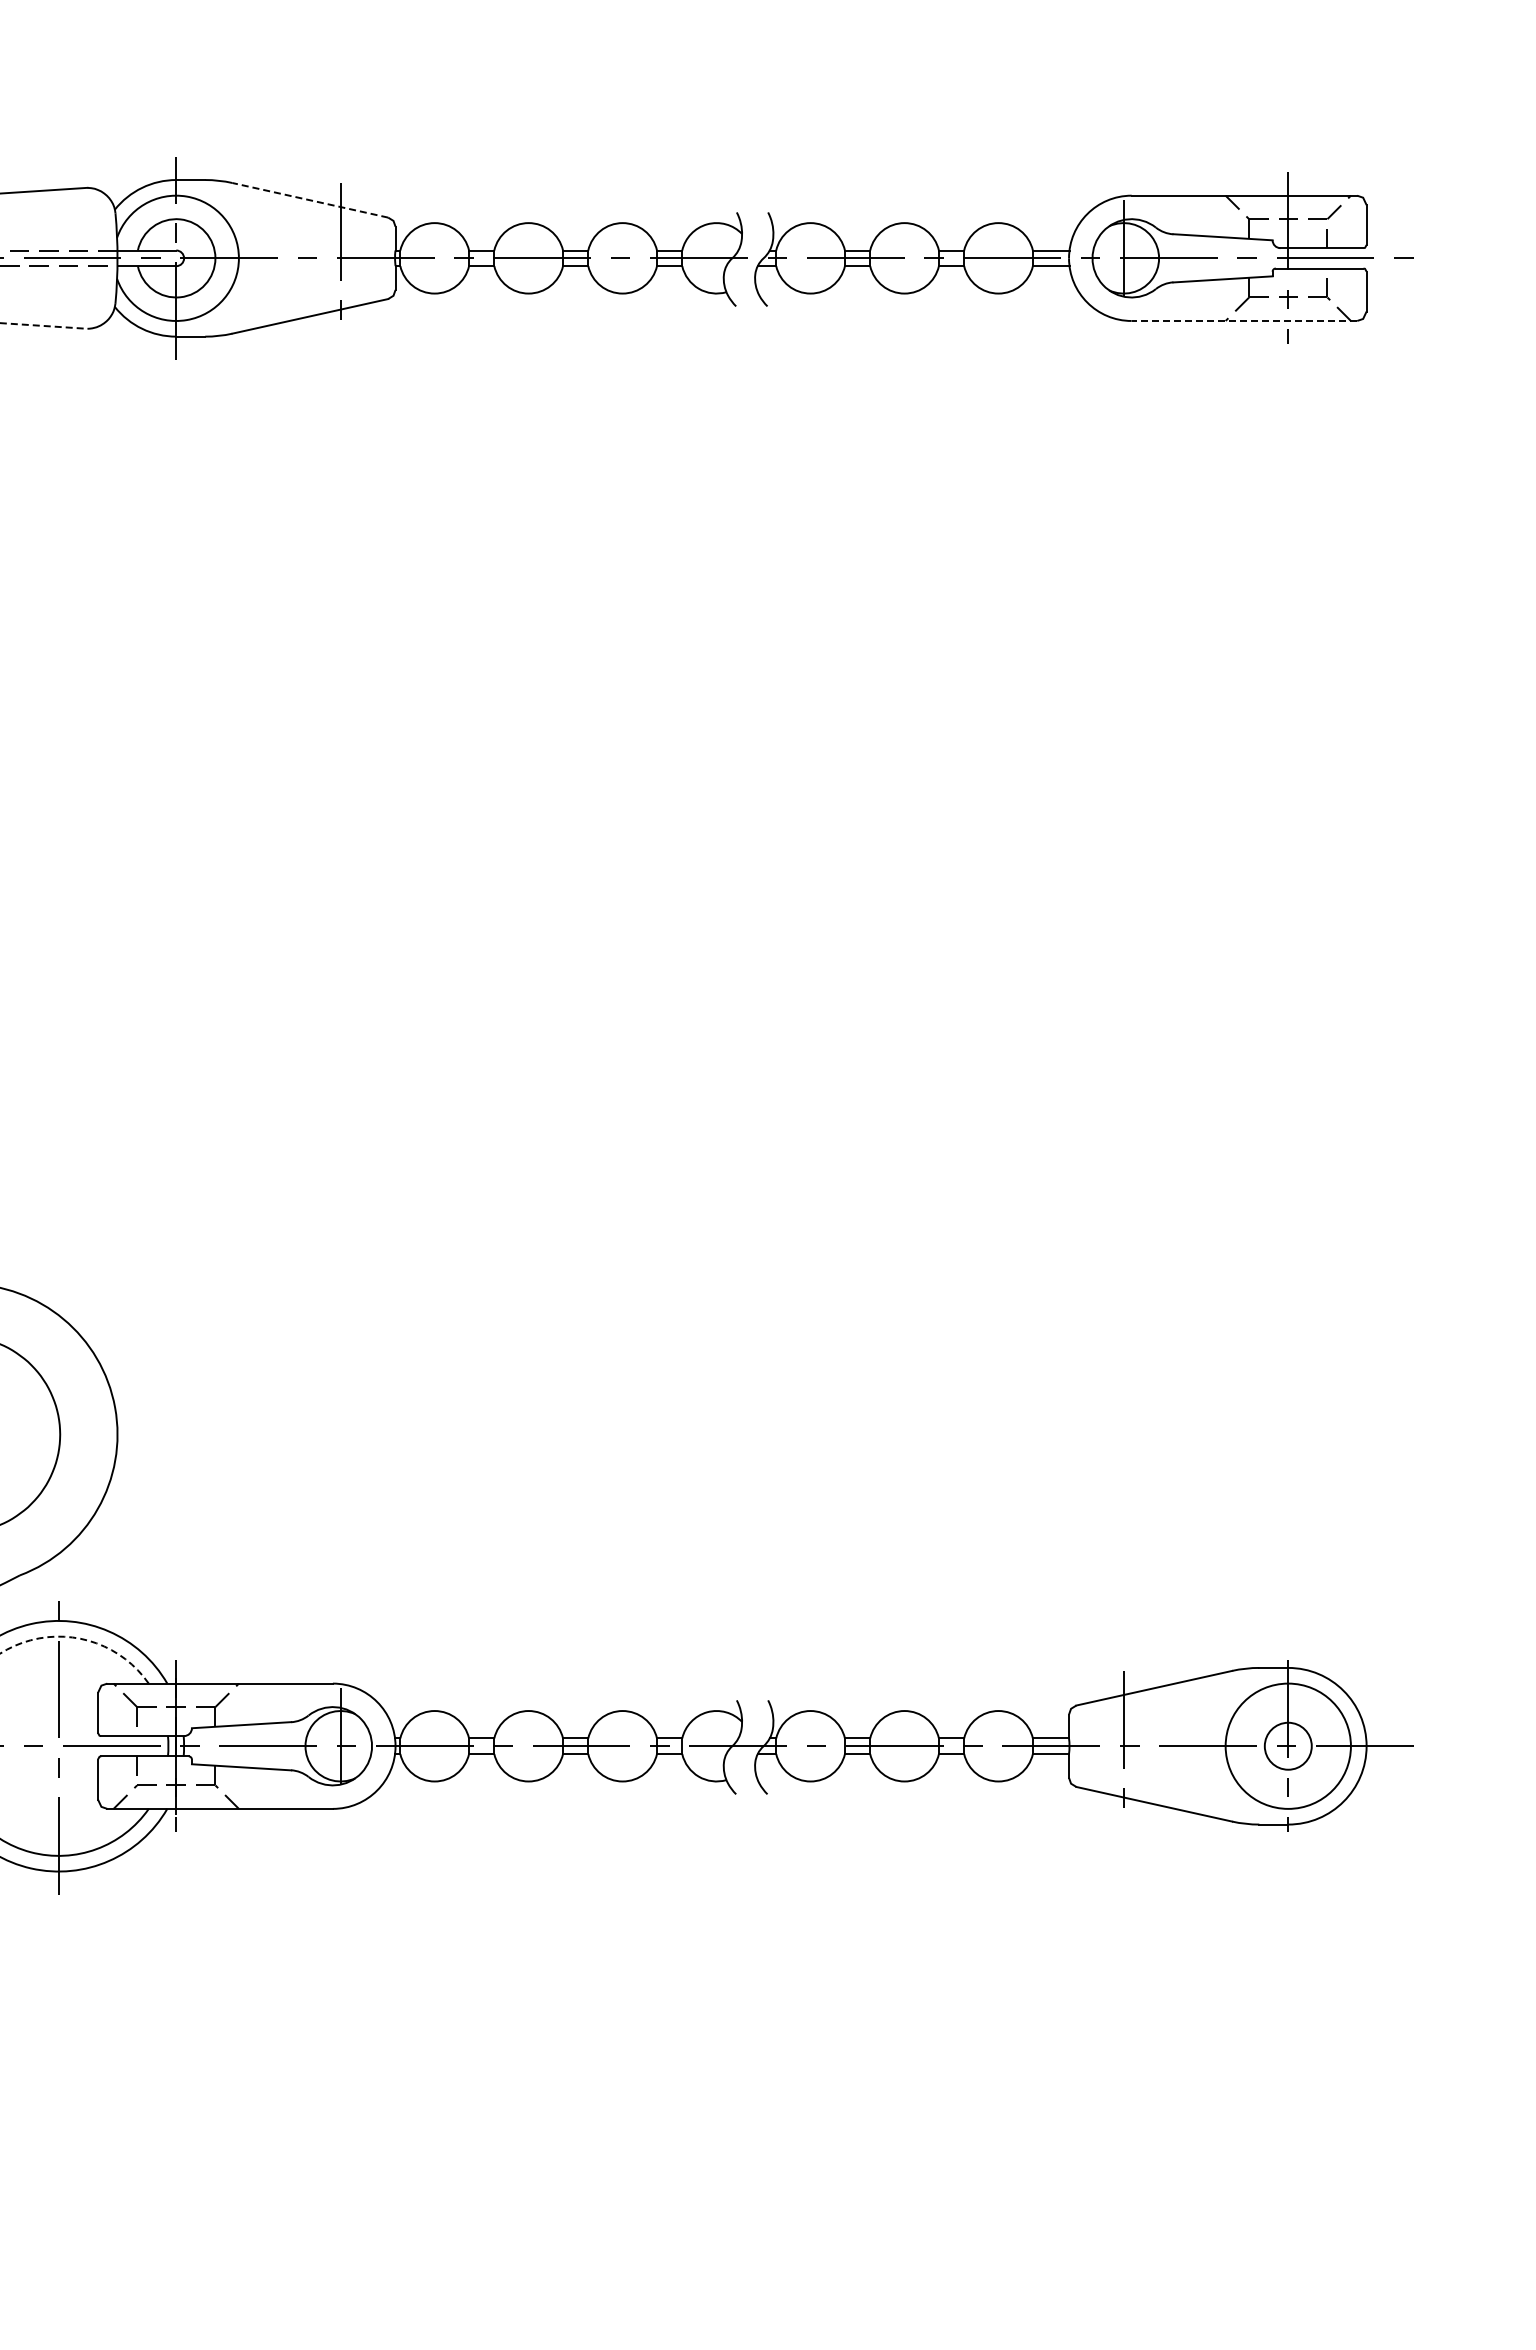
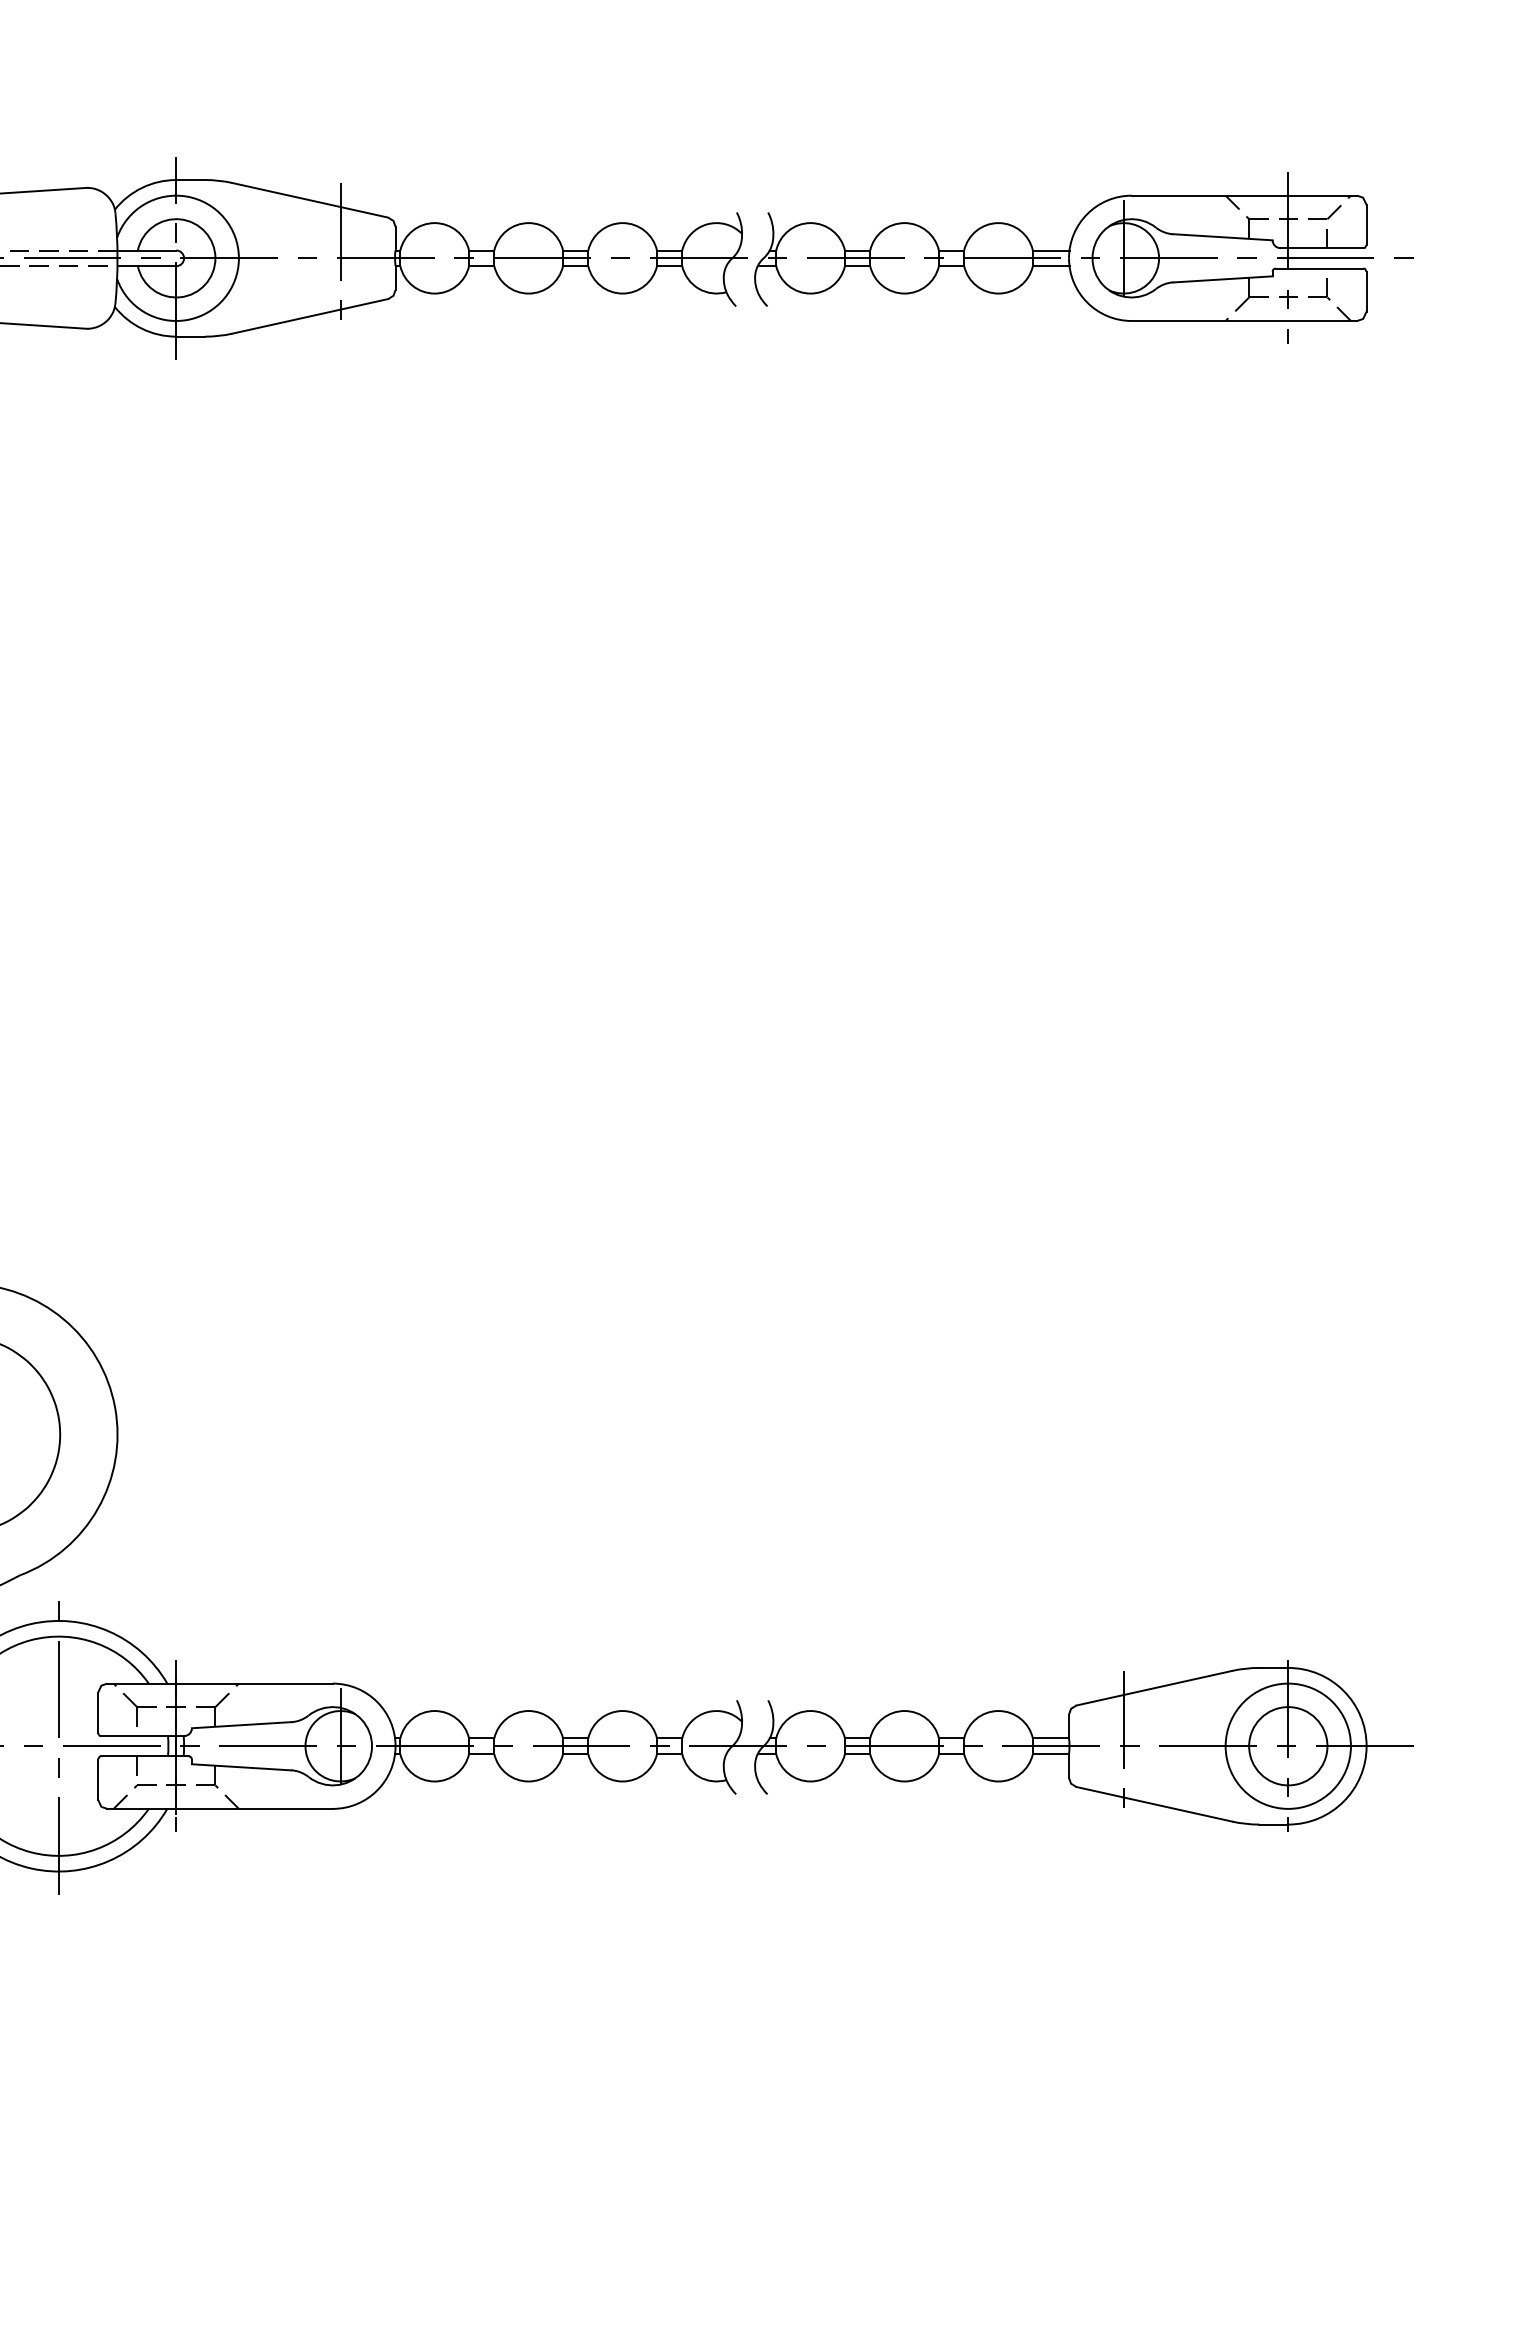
line: dashed -> solid (310, 200)
line: dashed -> solid (1244, 320)
line: dashed -> solid (44, 326)
arc: dashed -> solid (80, 1638)
circle diameter: 47 px -> 78 px (1288, 1746)
